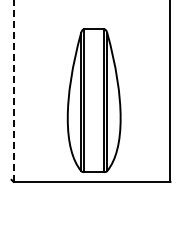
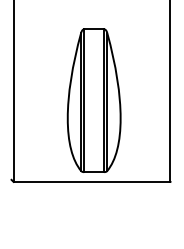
line: dashed -> solid (13, 91)
